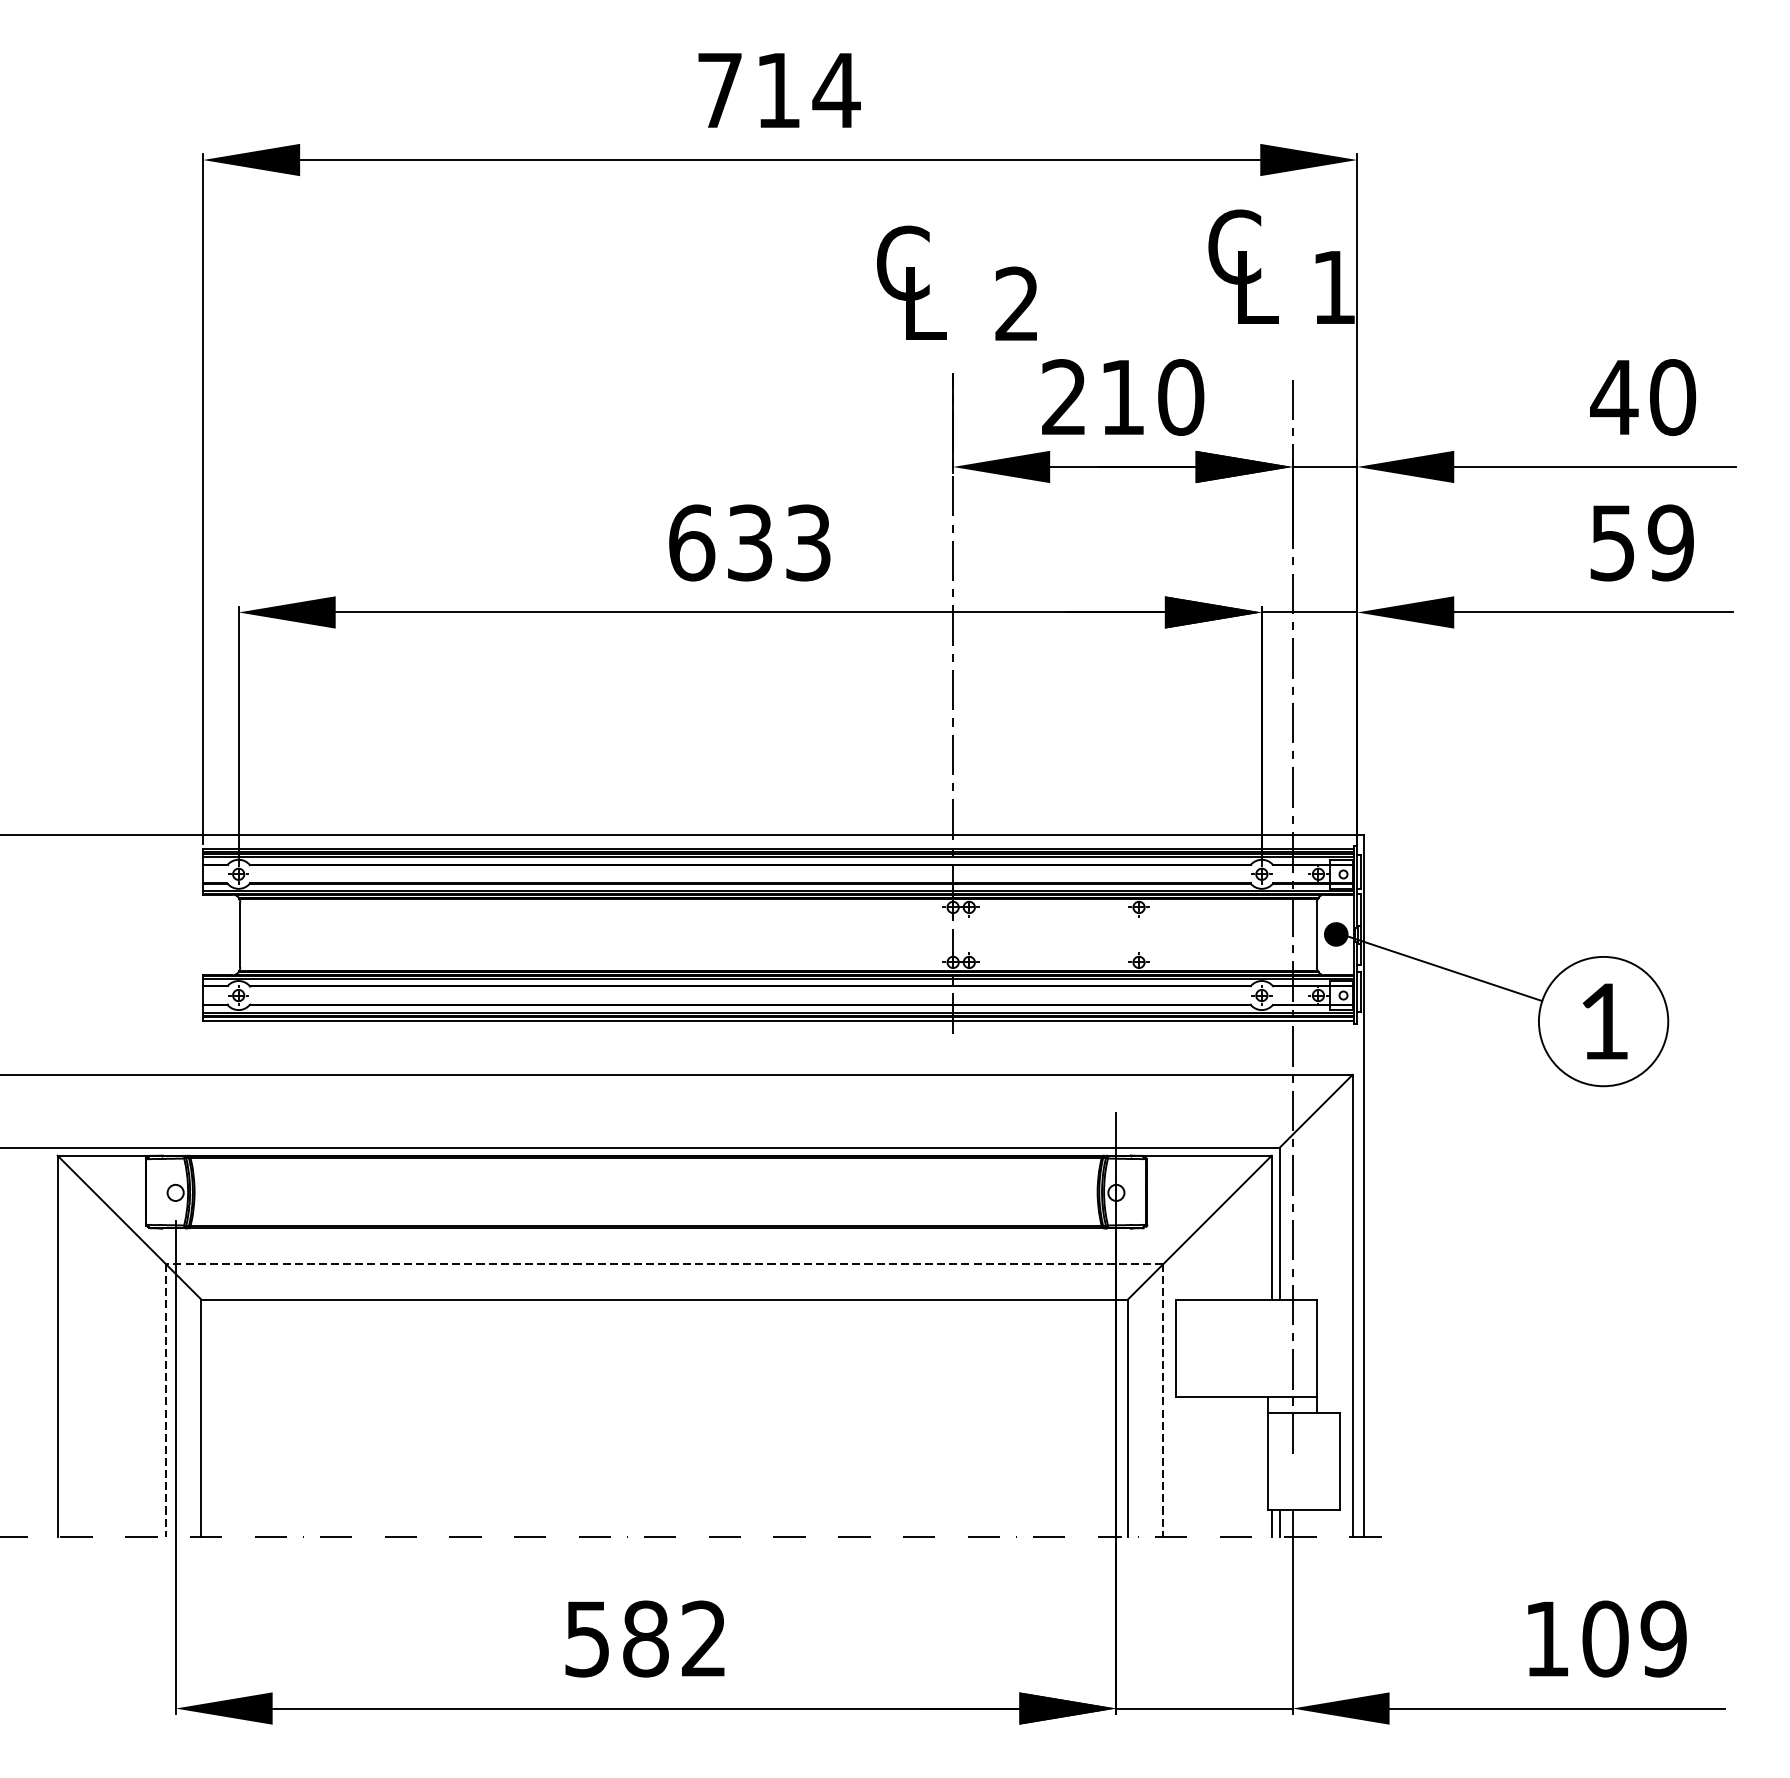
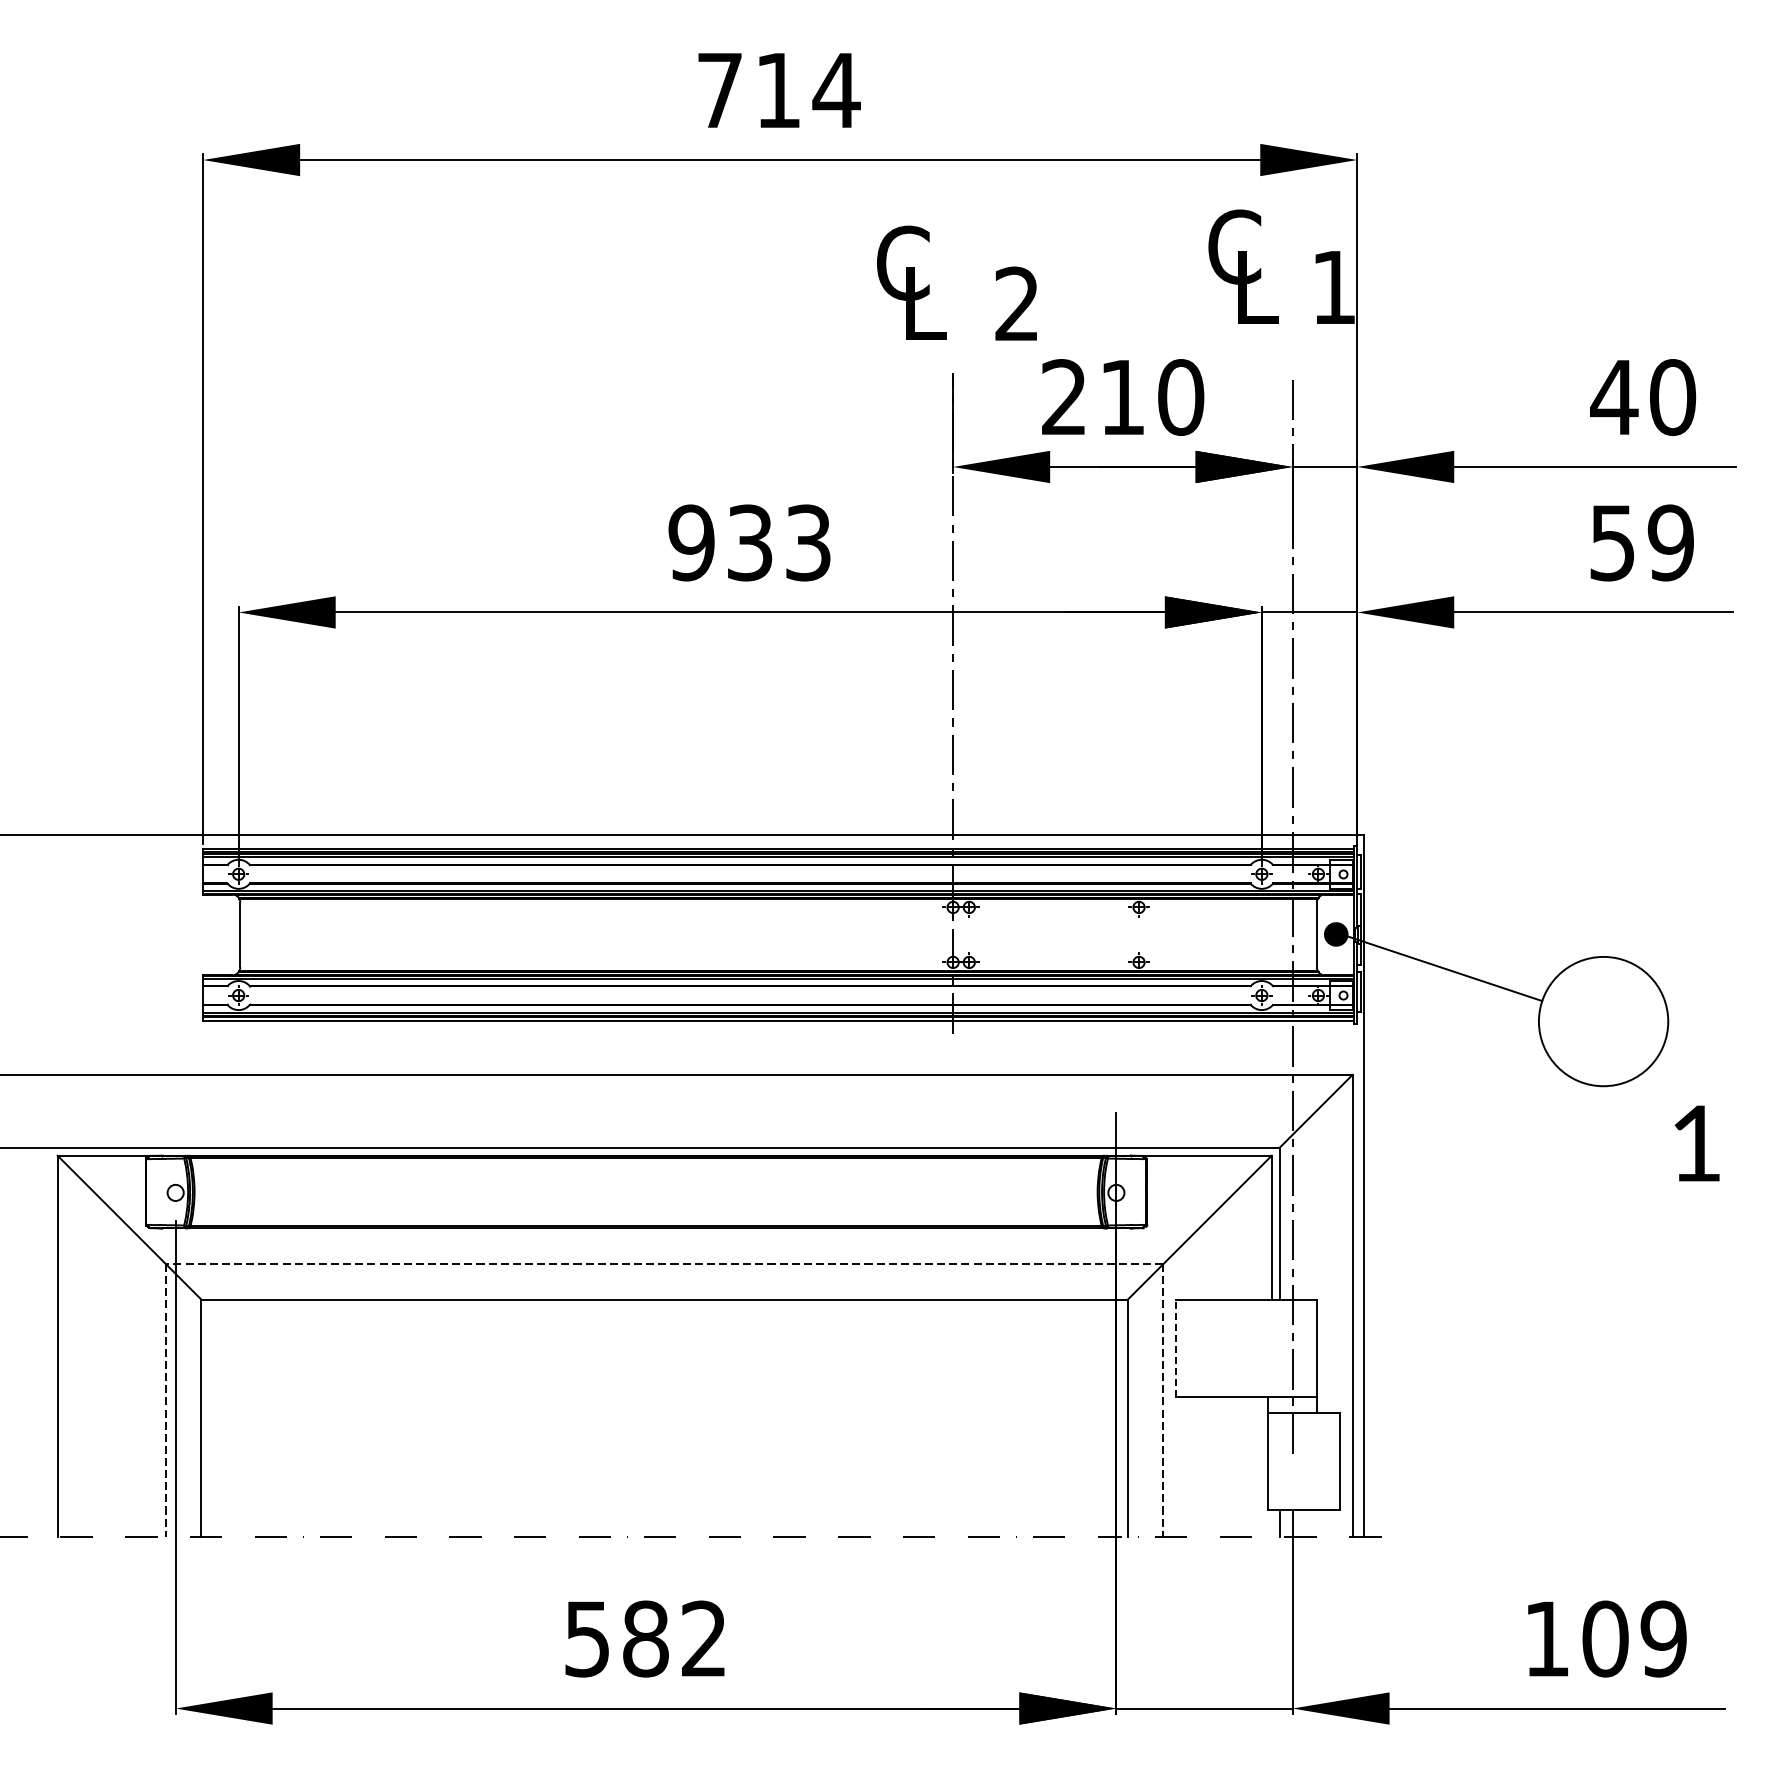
text: 633 -> 933 (691, 542)
text position: (1604, 1021) -> (1696, 1143) (1696, 1143)
line: solid -> dashed (1176, 1347)
line: present -> none (1271, 1523)
